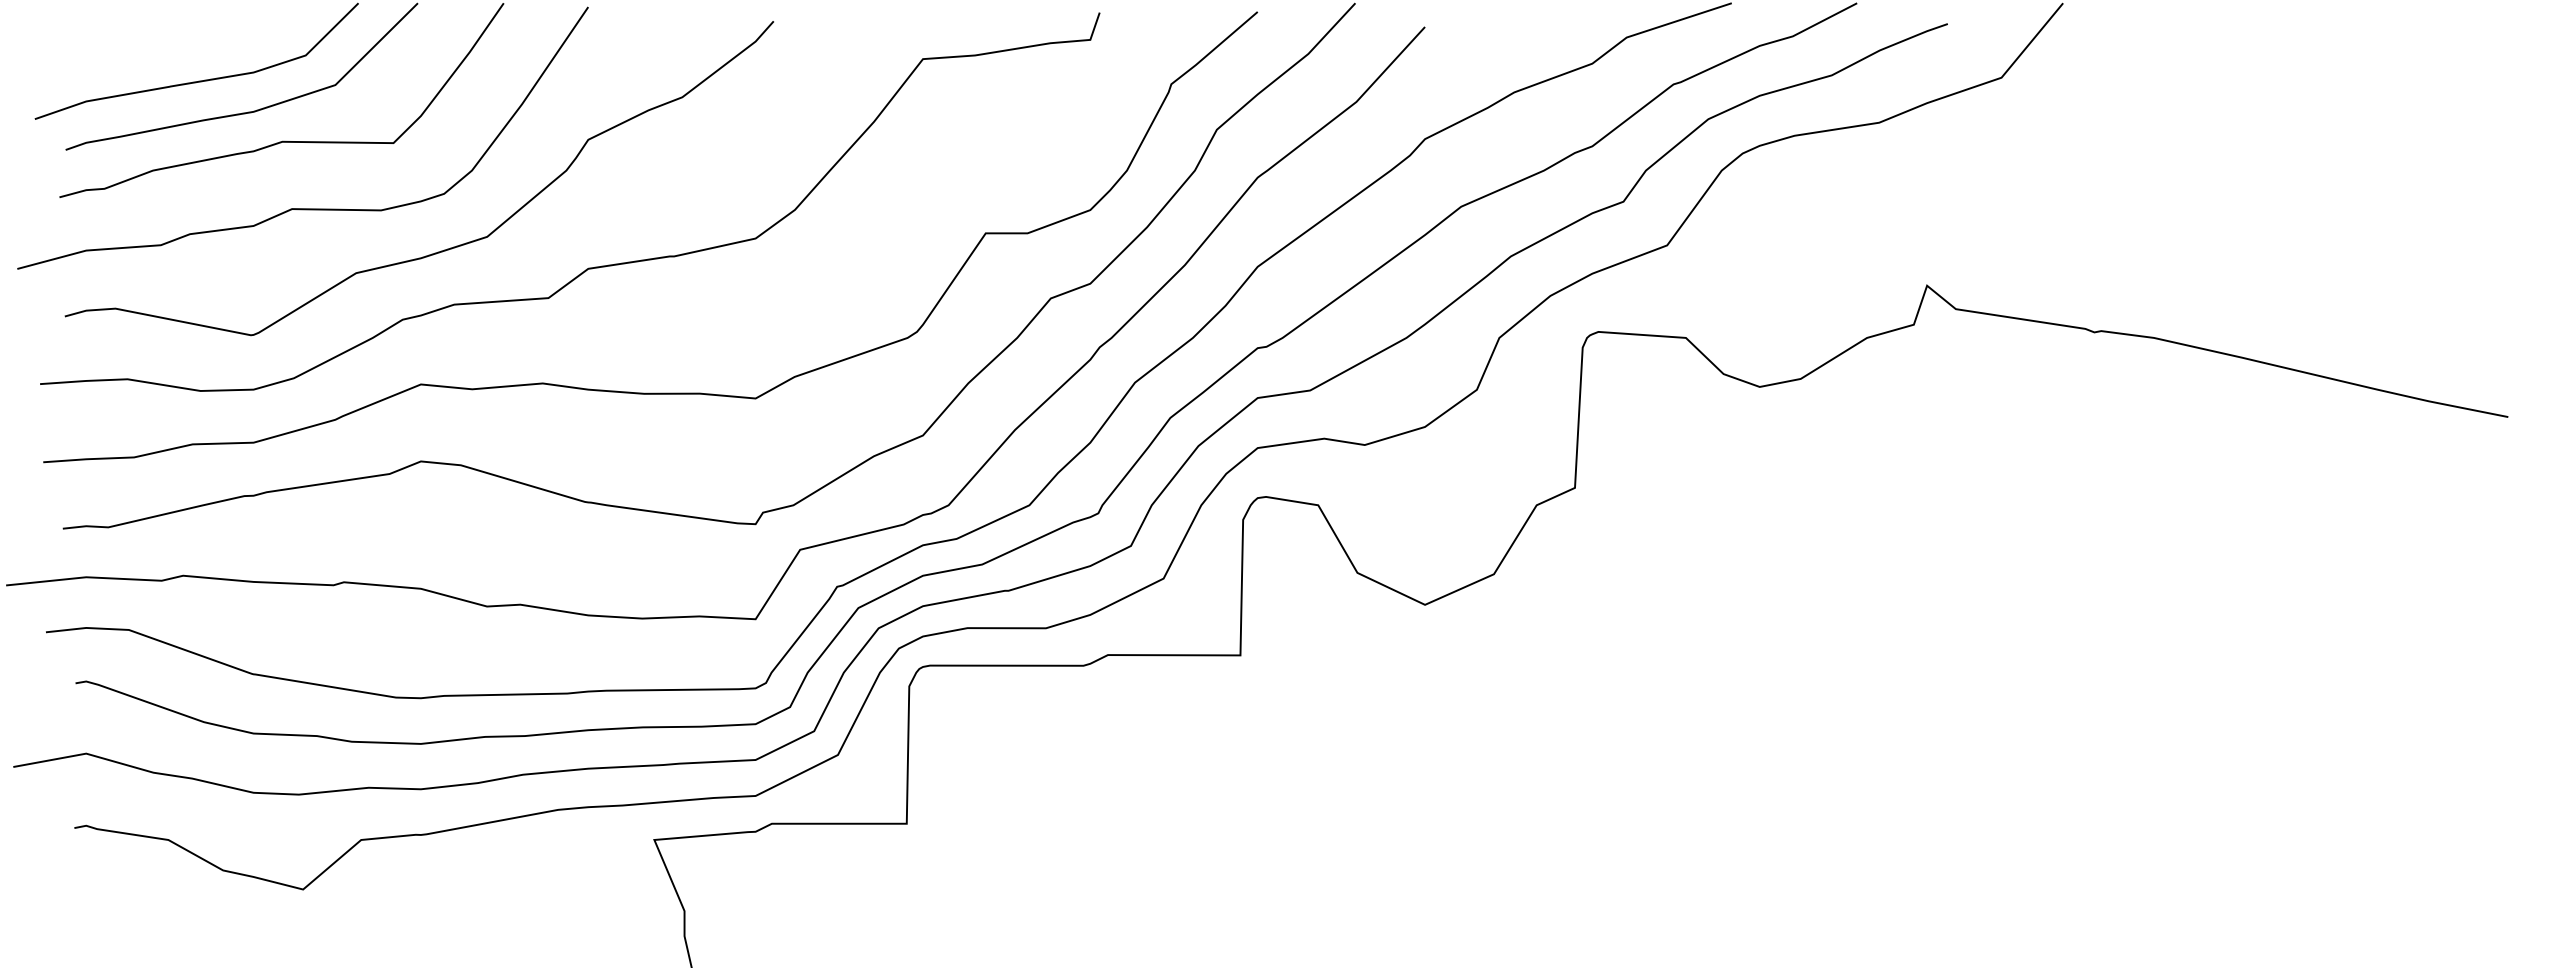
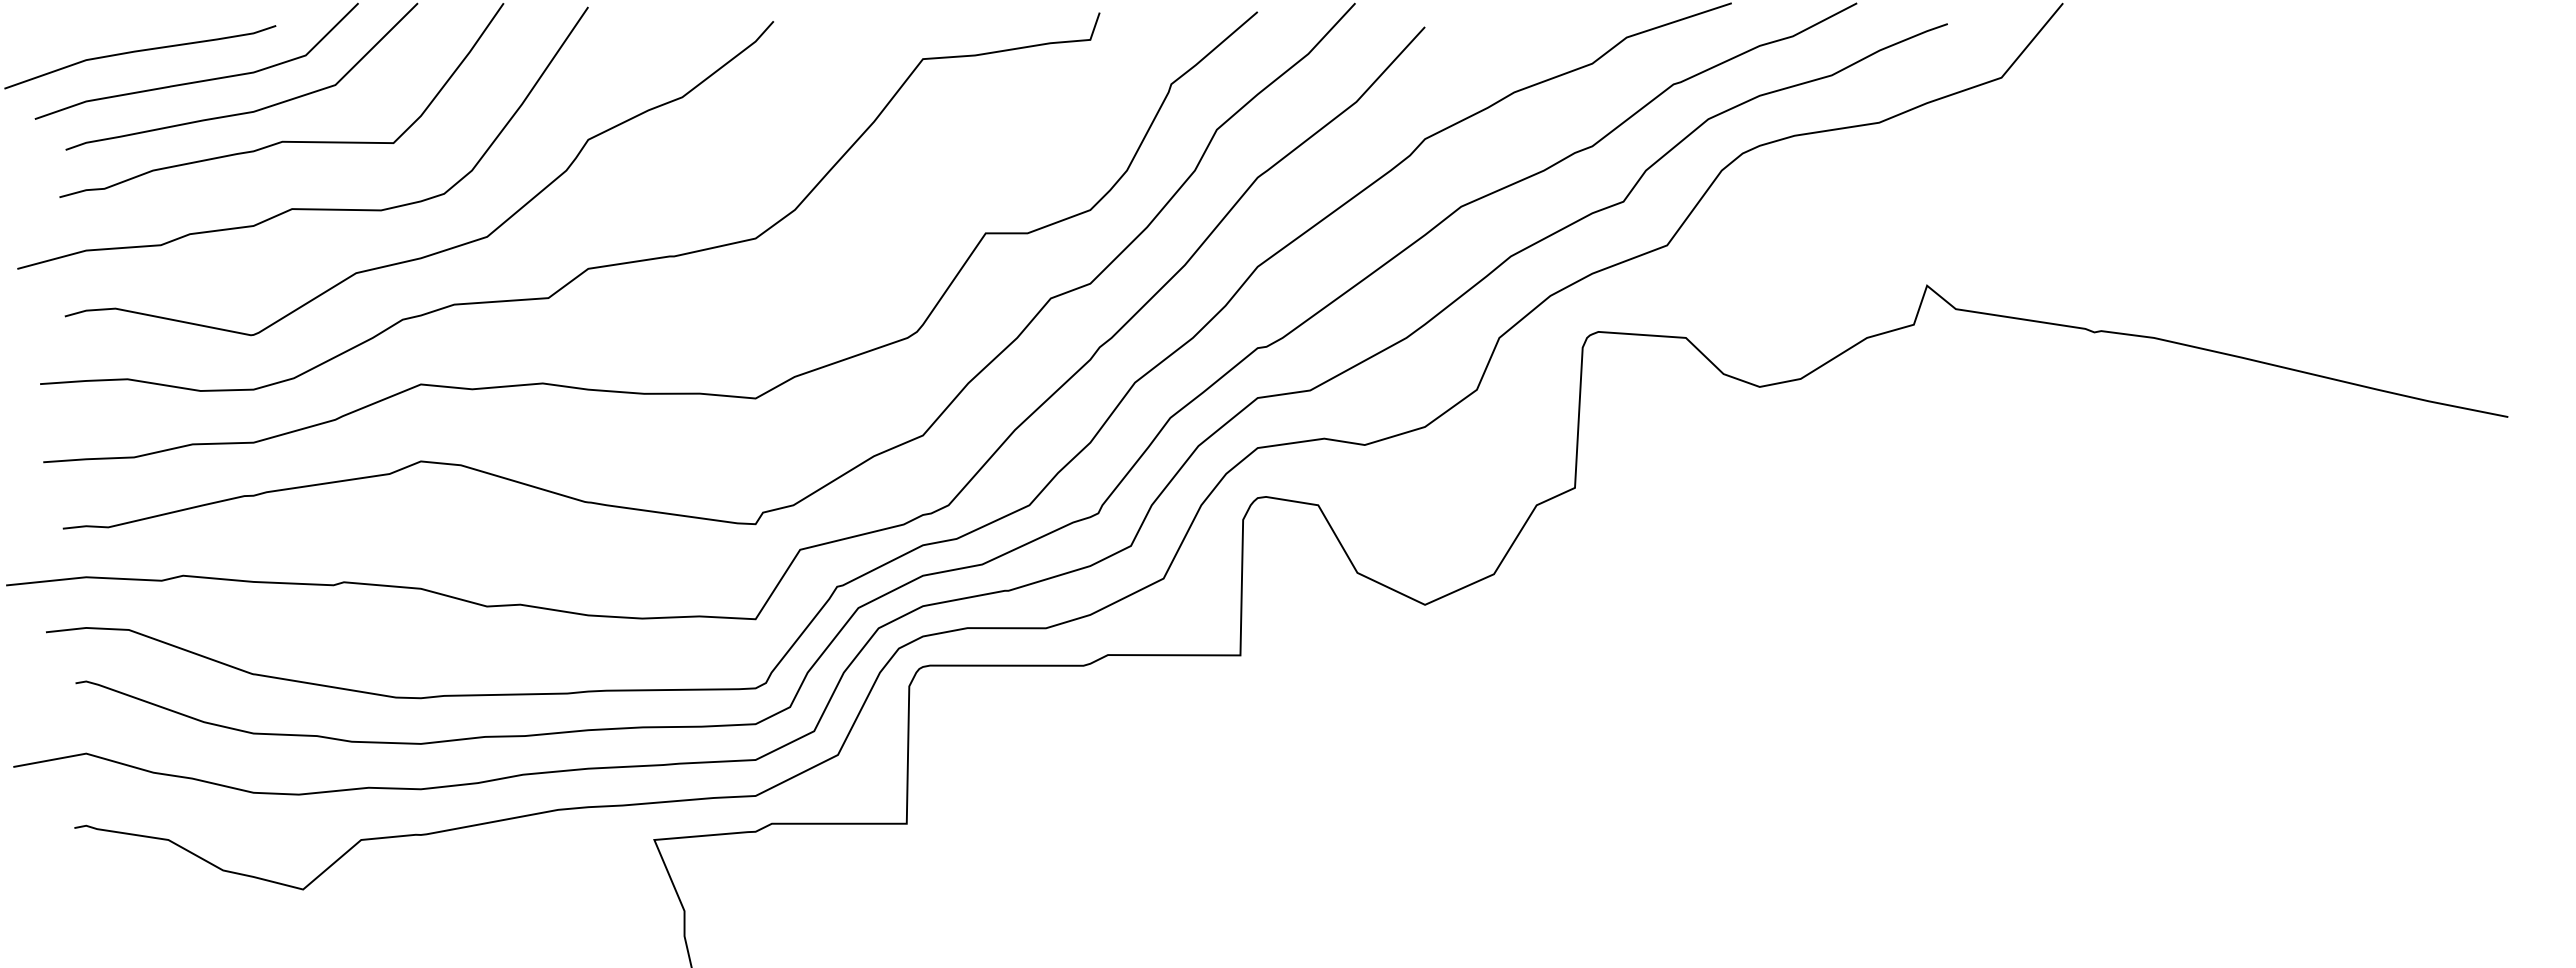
curve: none -> present (137, 52)
